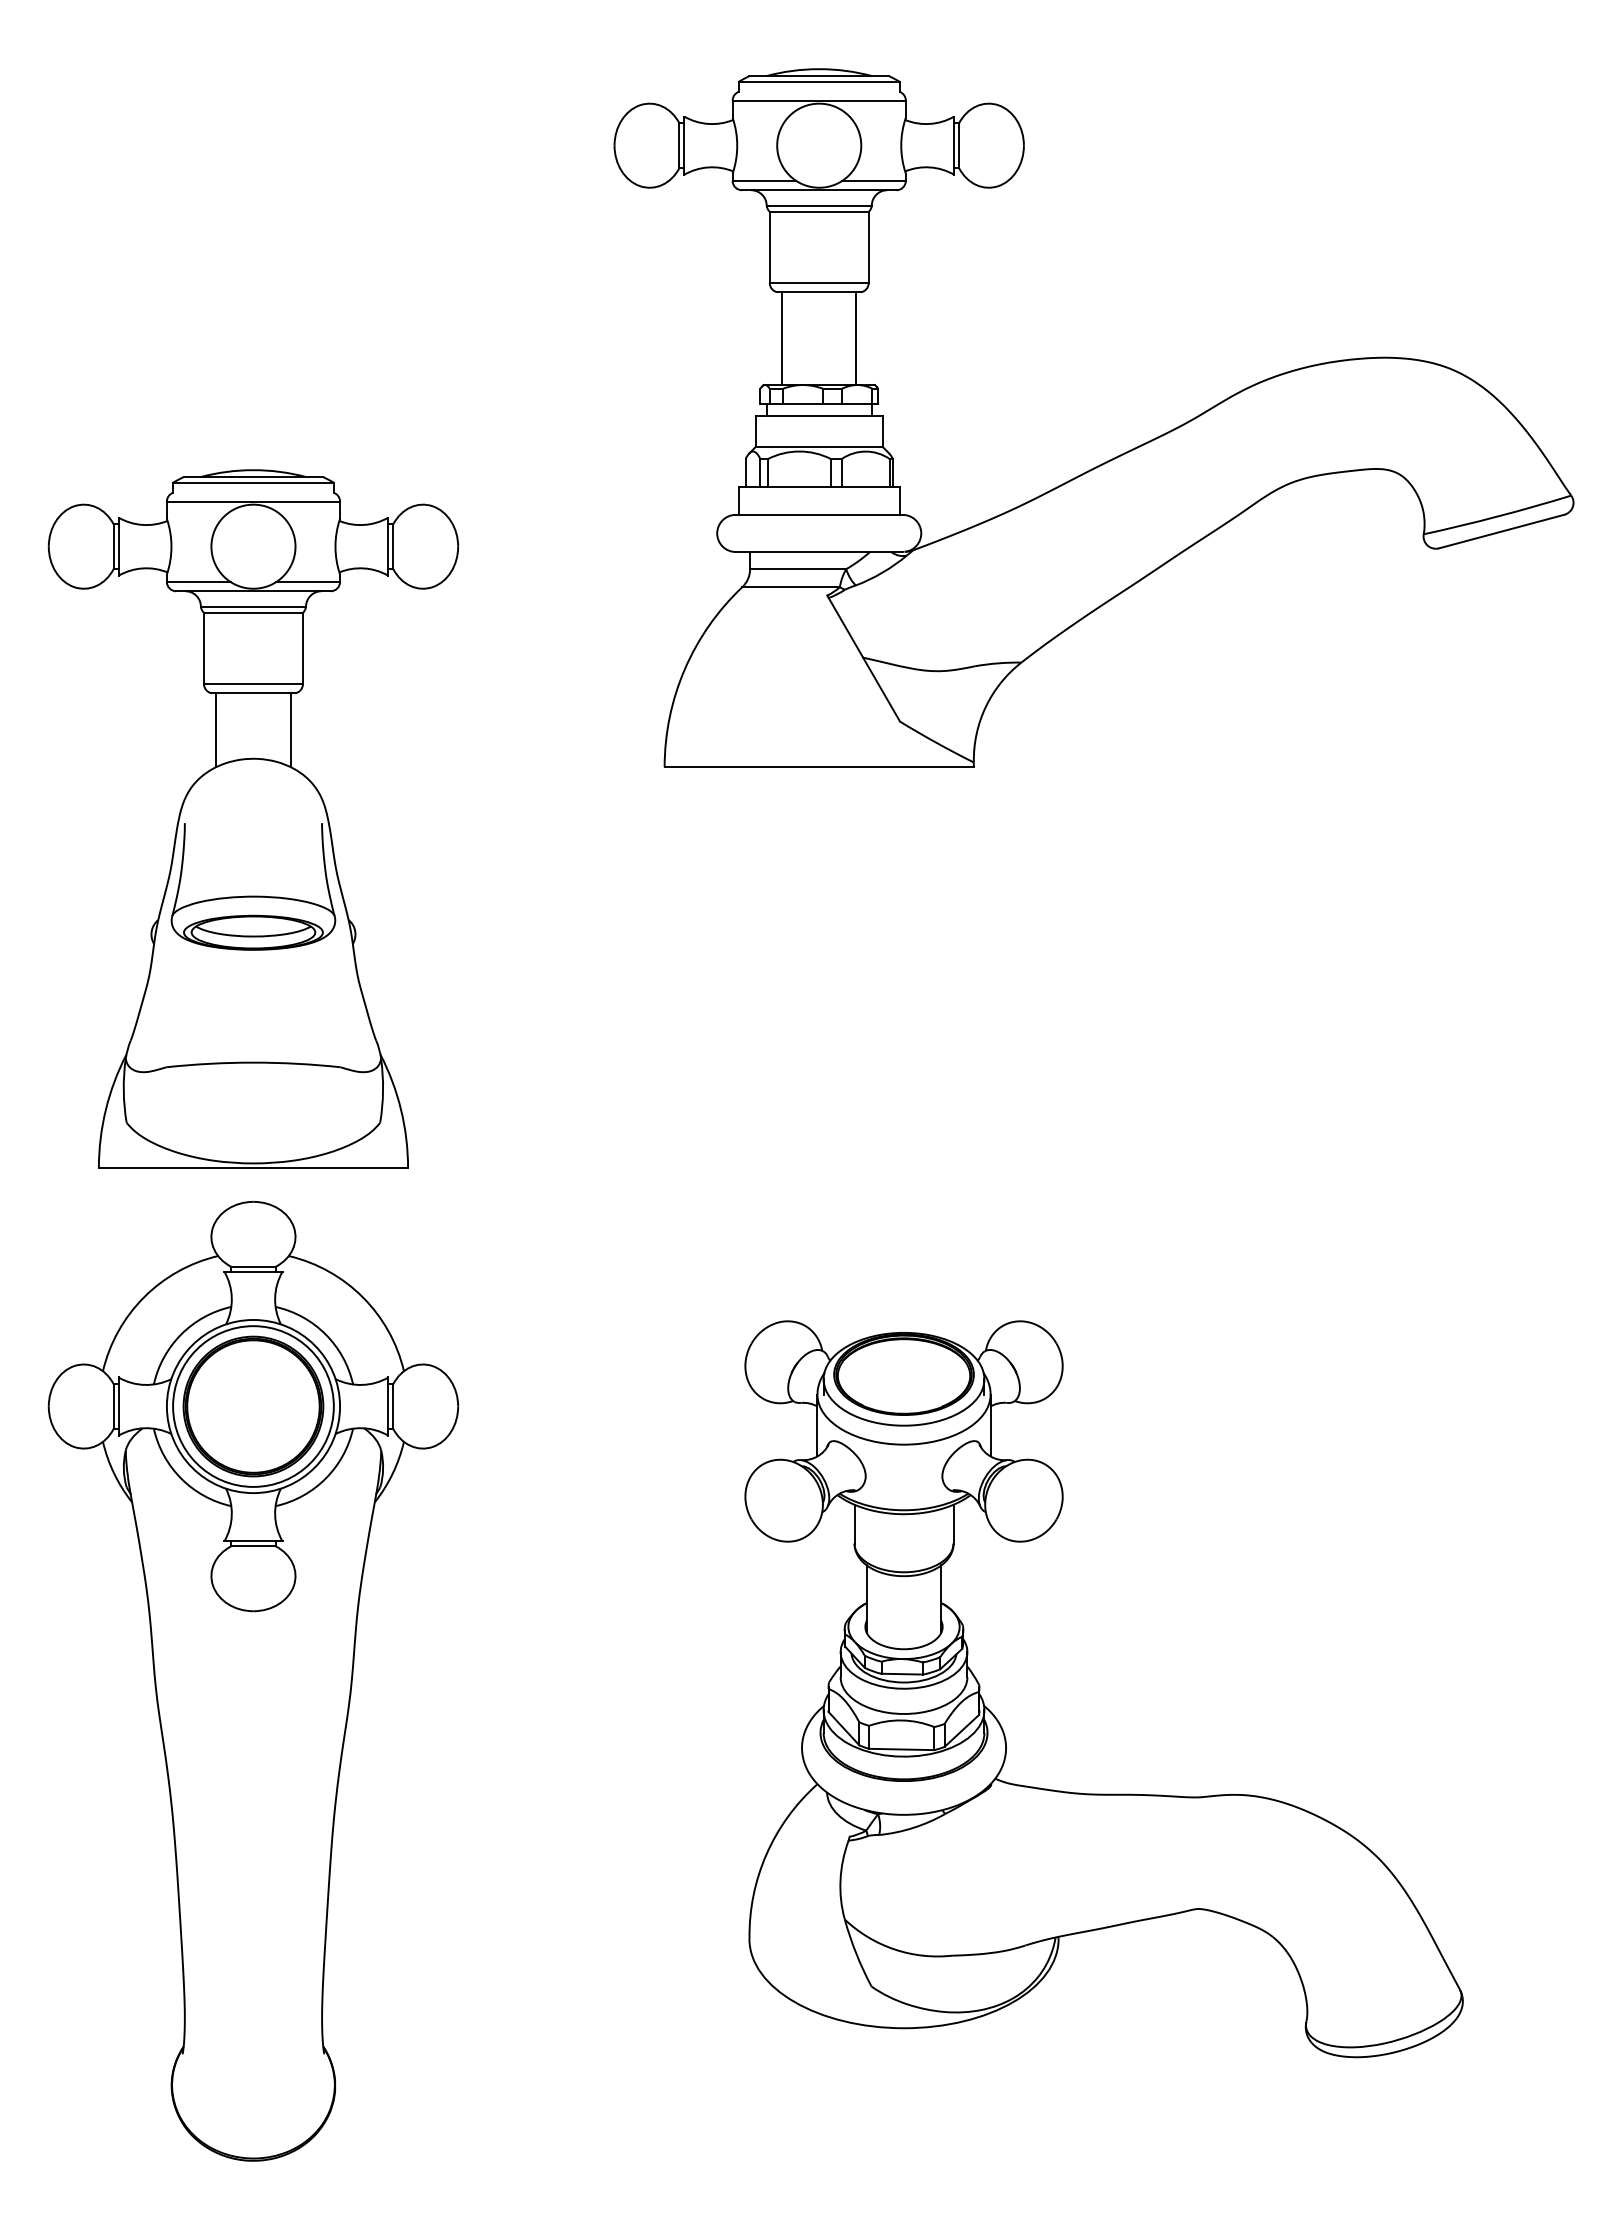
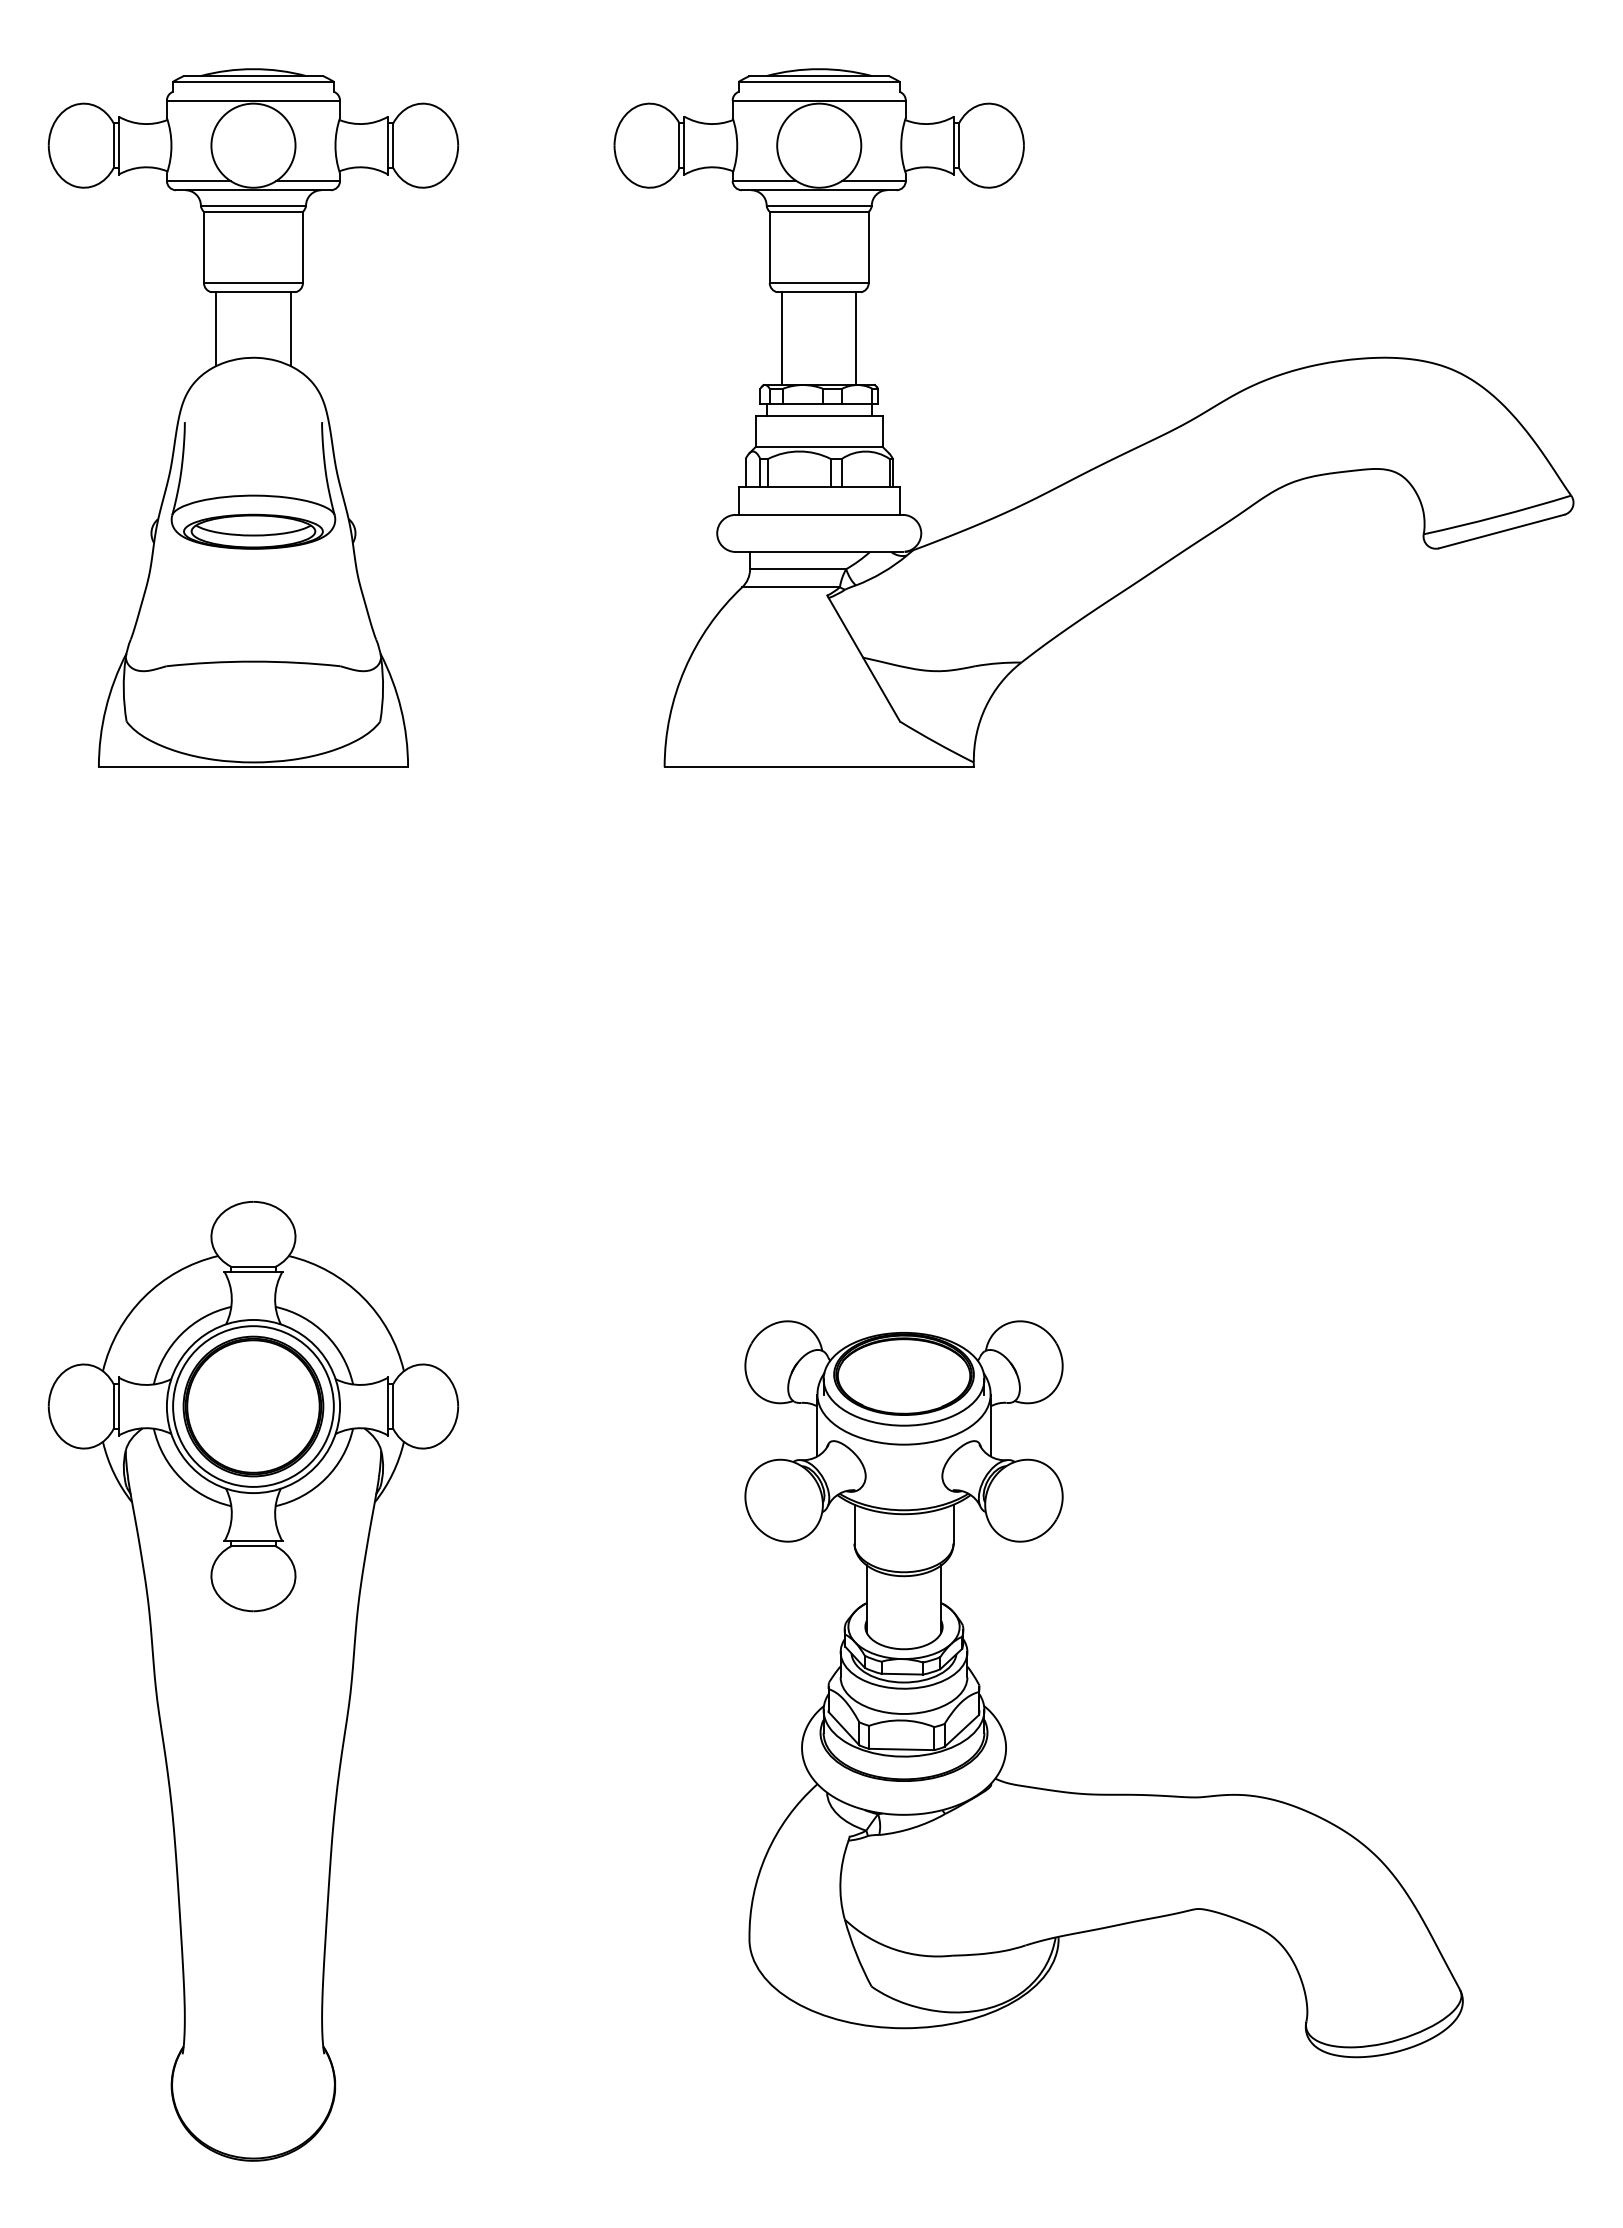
part position: (253, 818) -> (253, 417) (253, 417)
